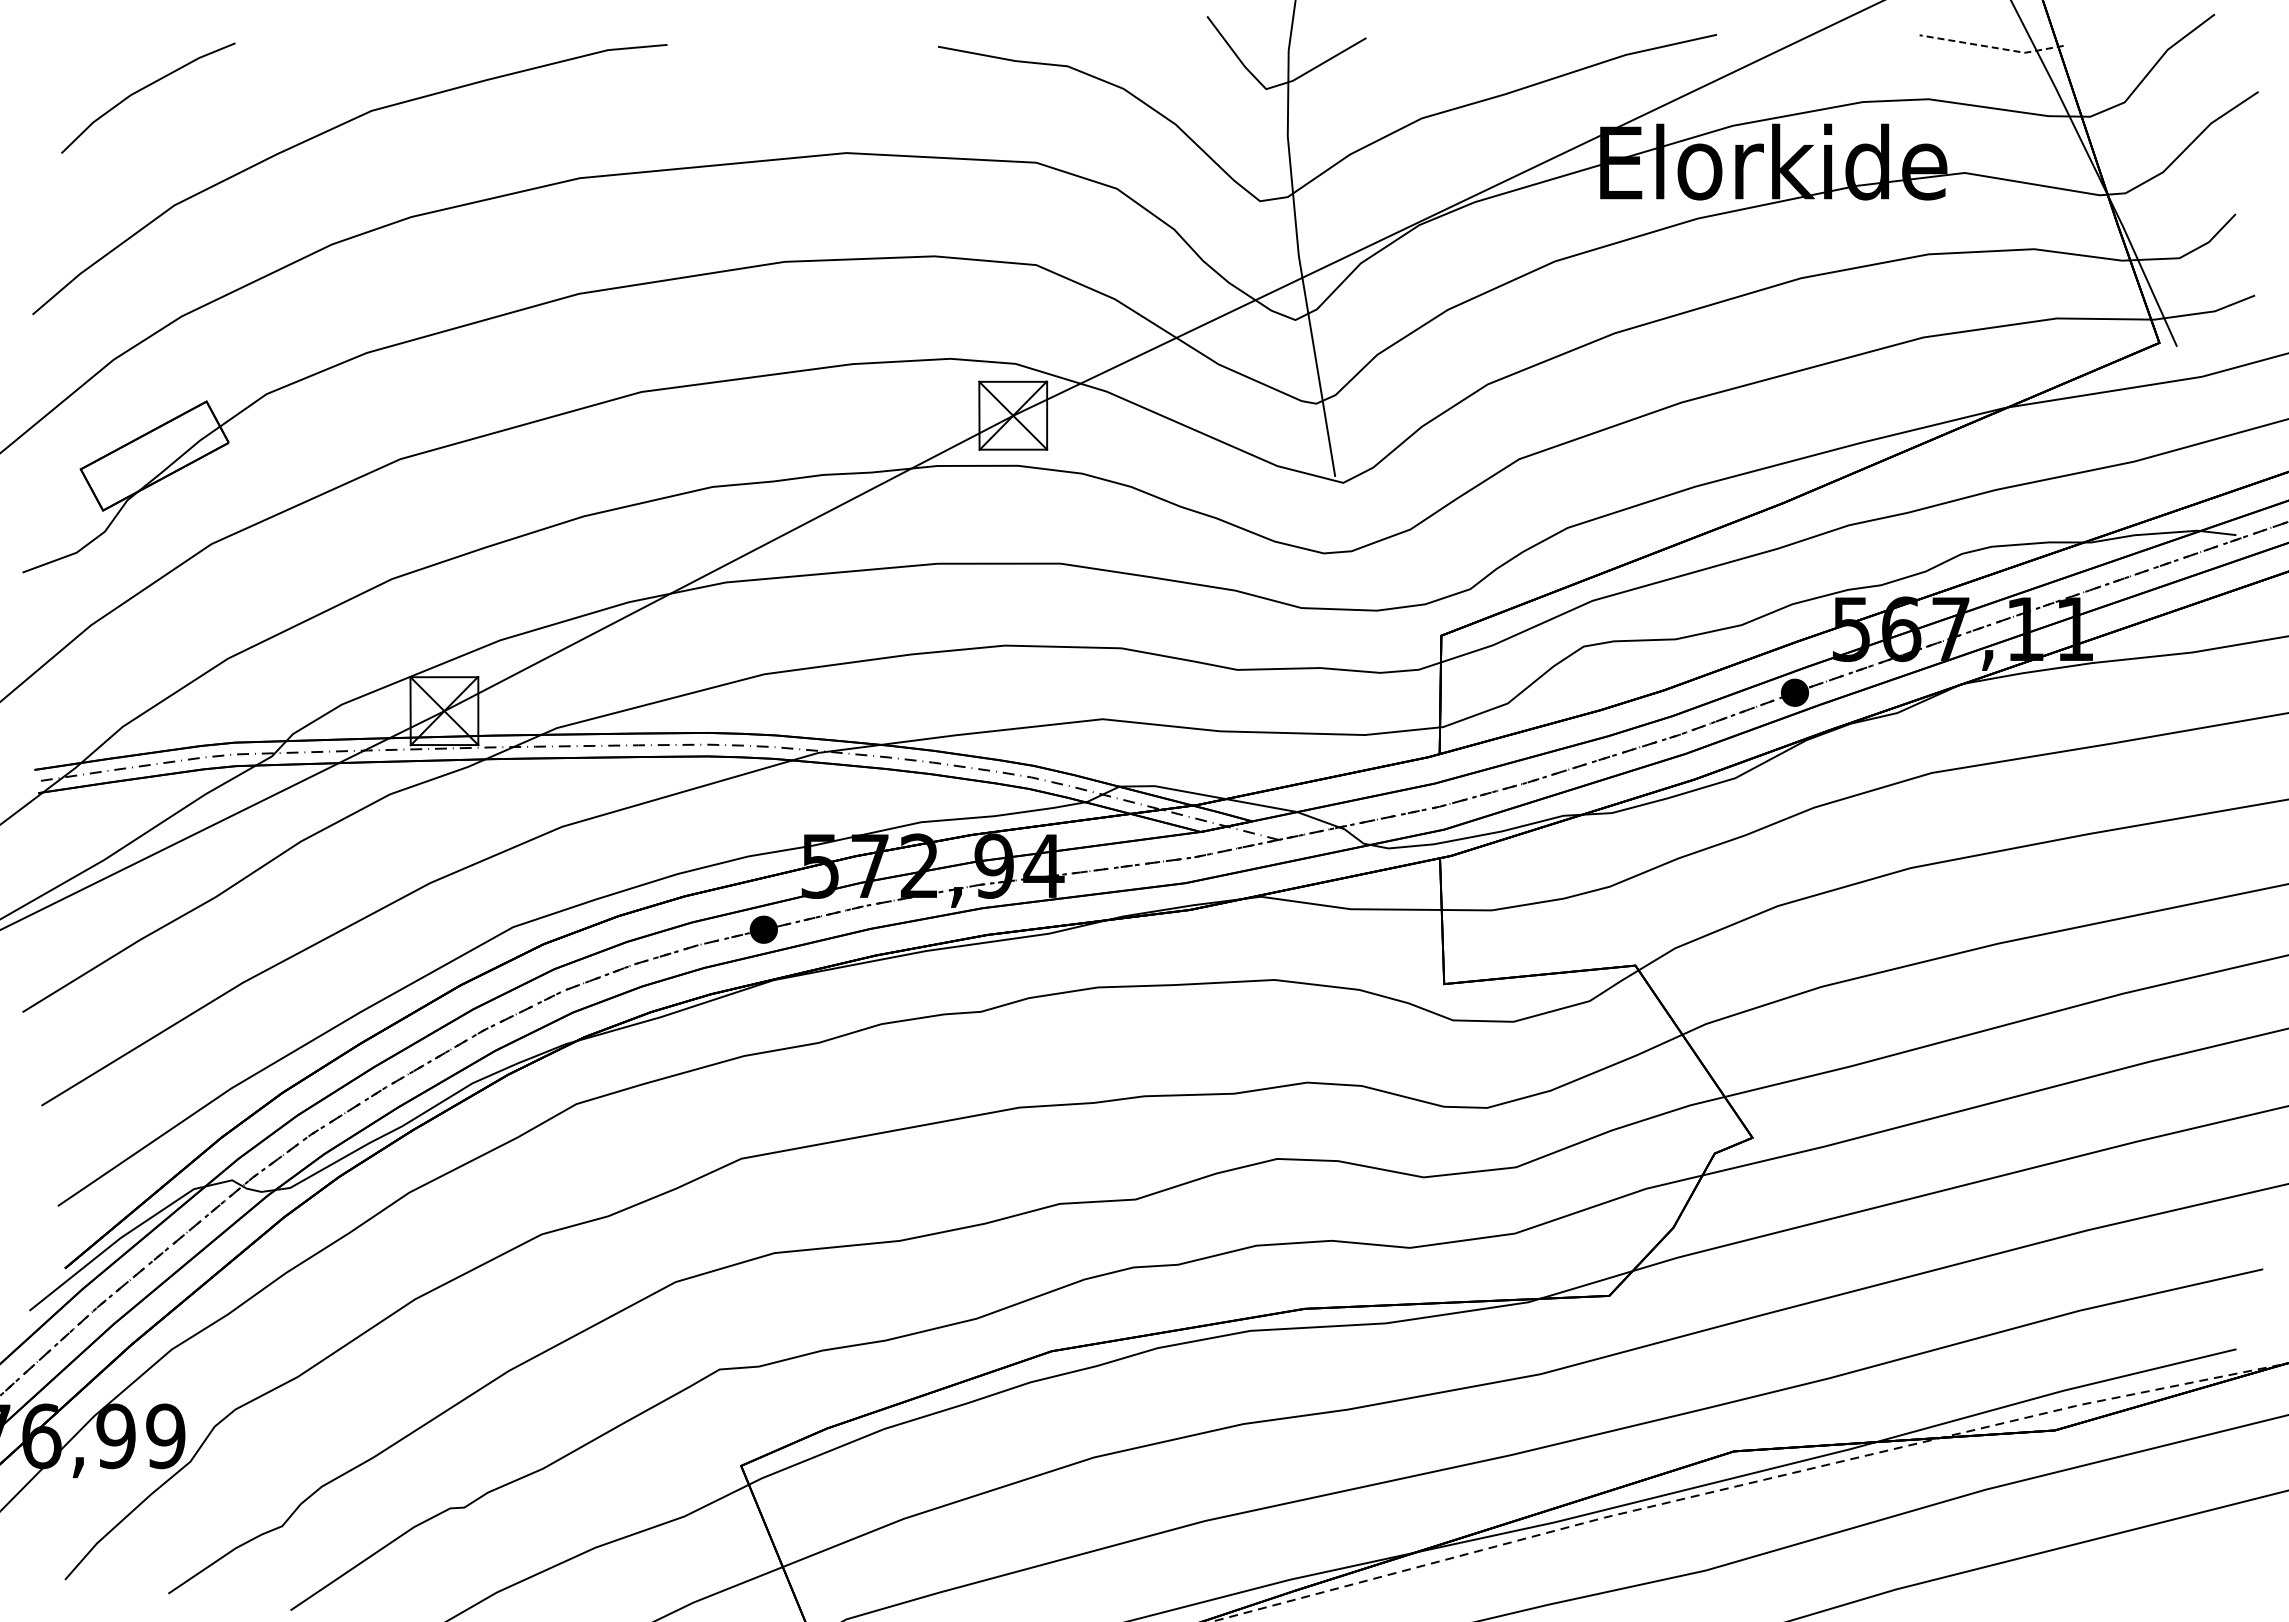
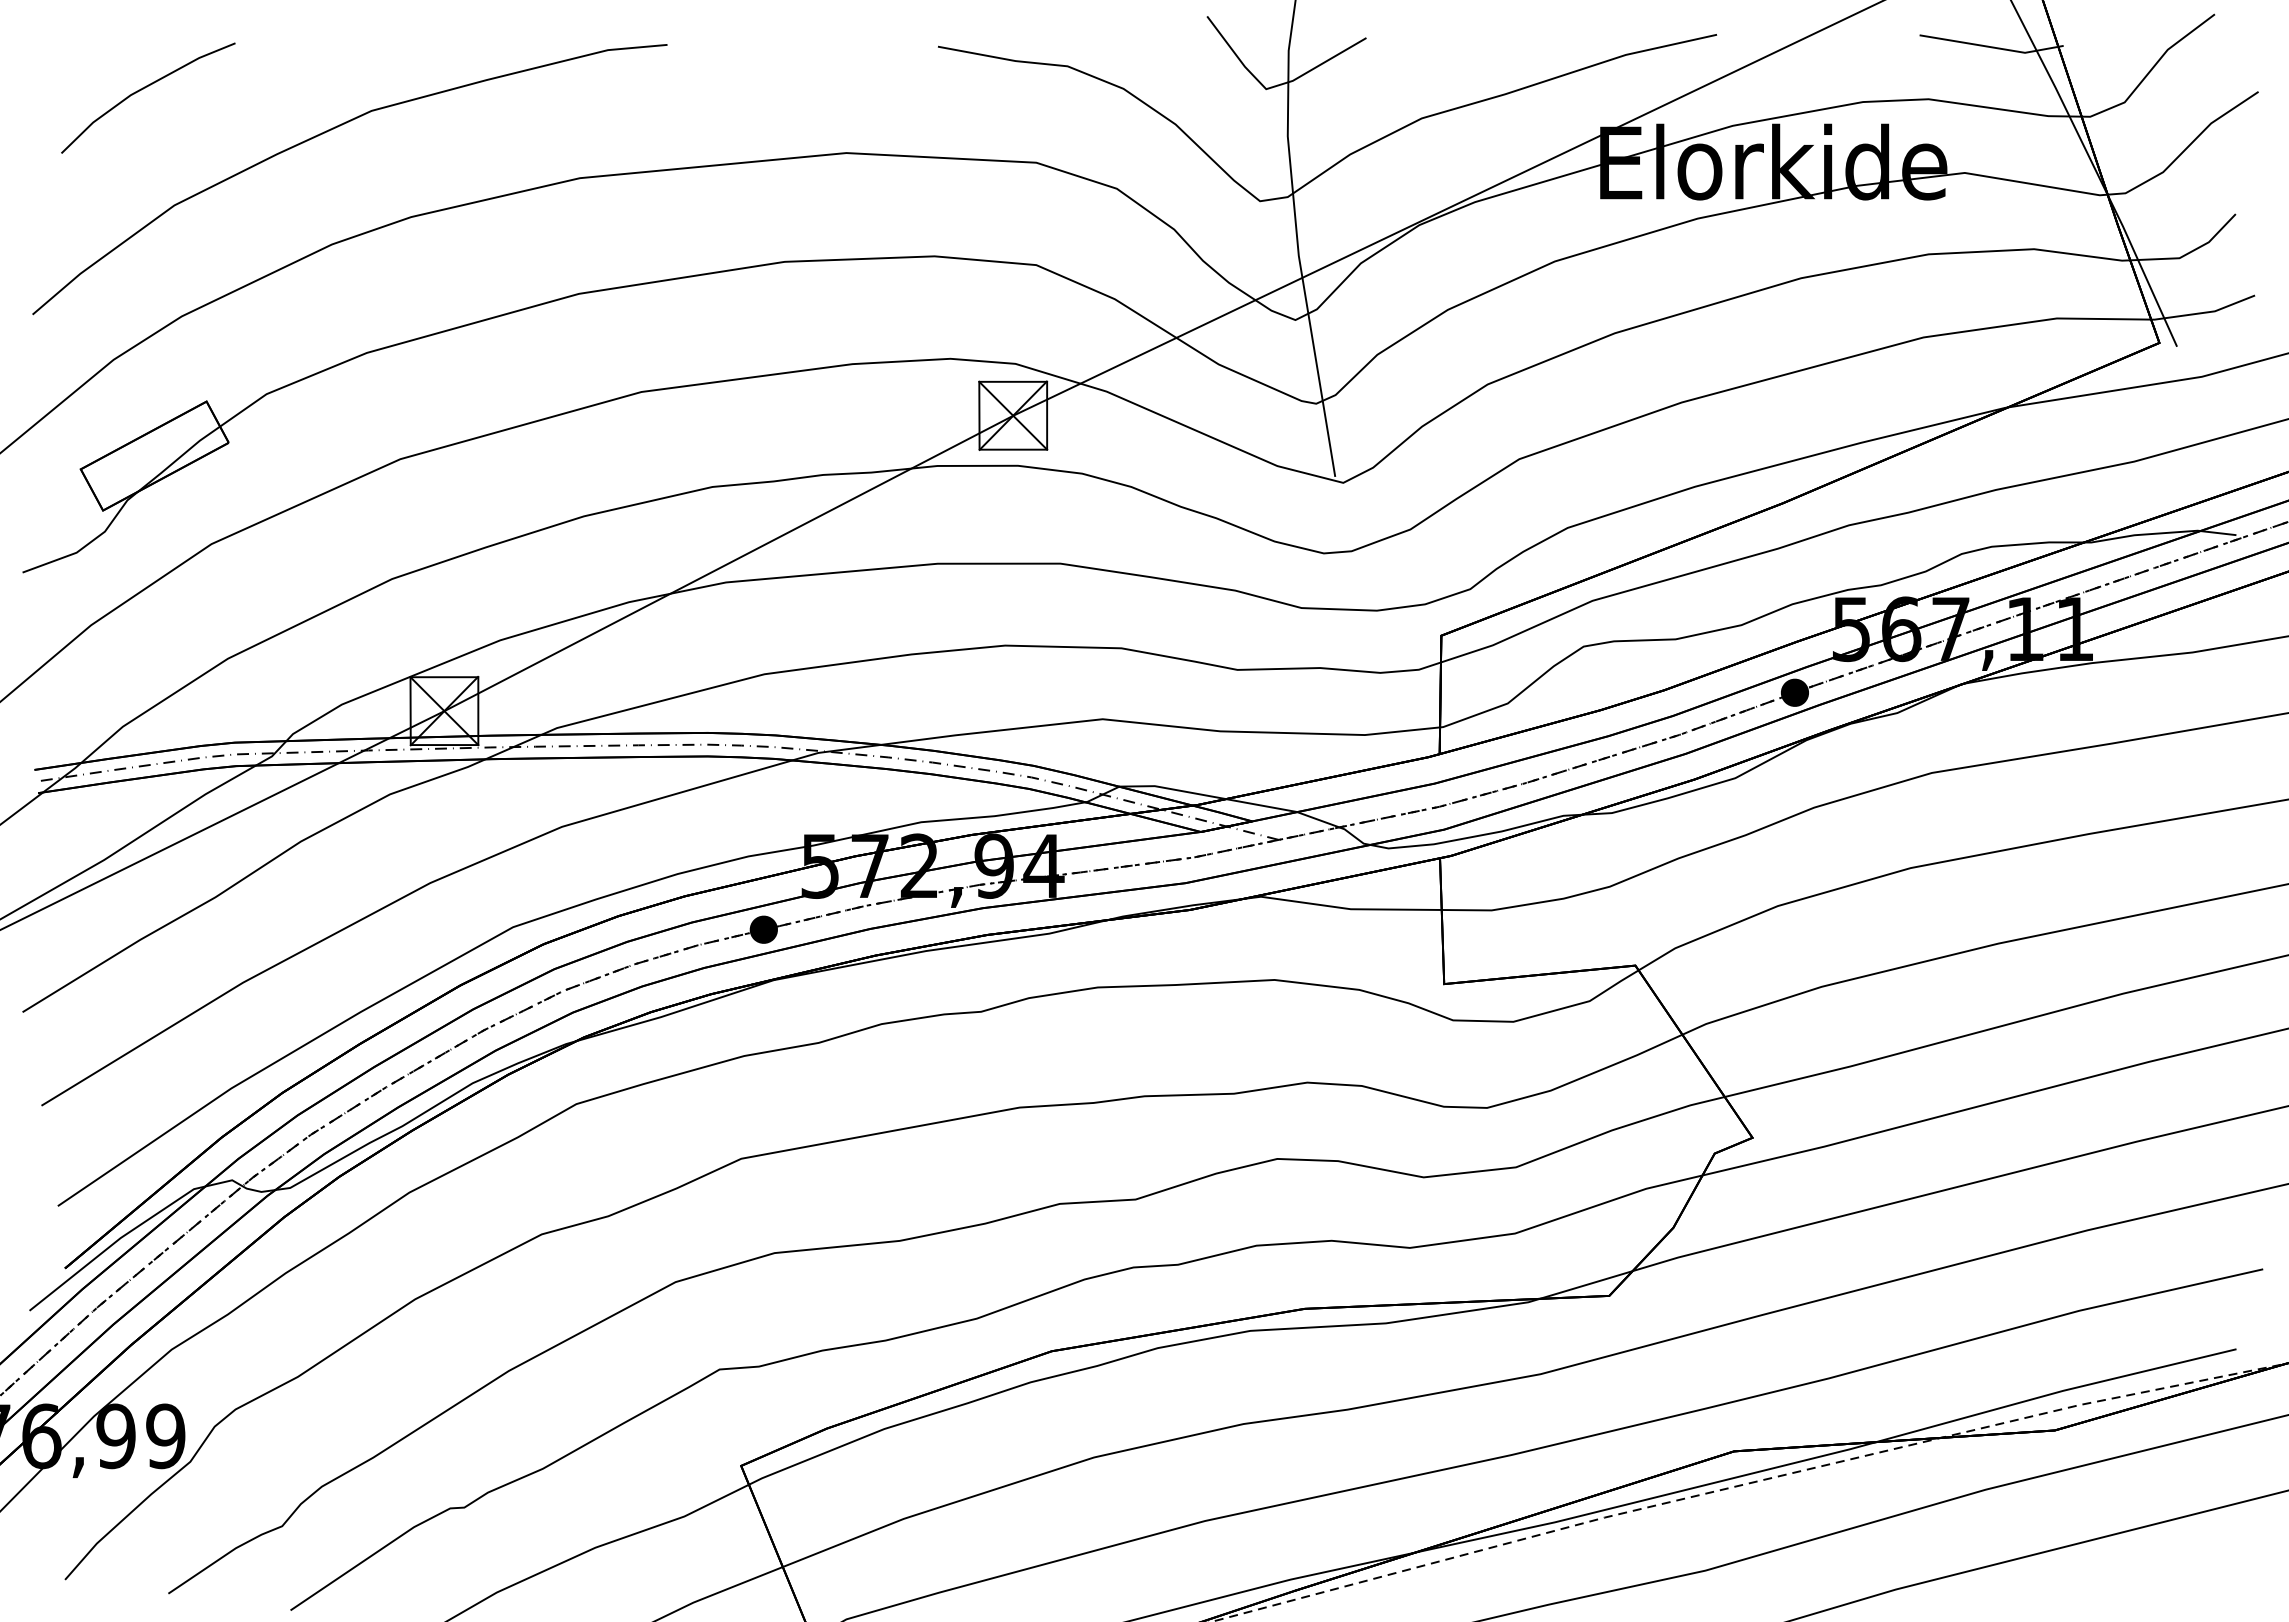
line: dashed -> solid (1992, 47)
